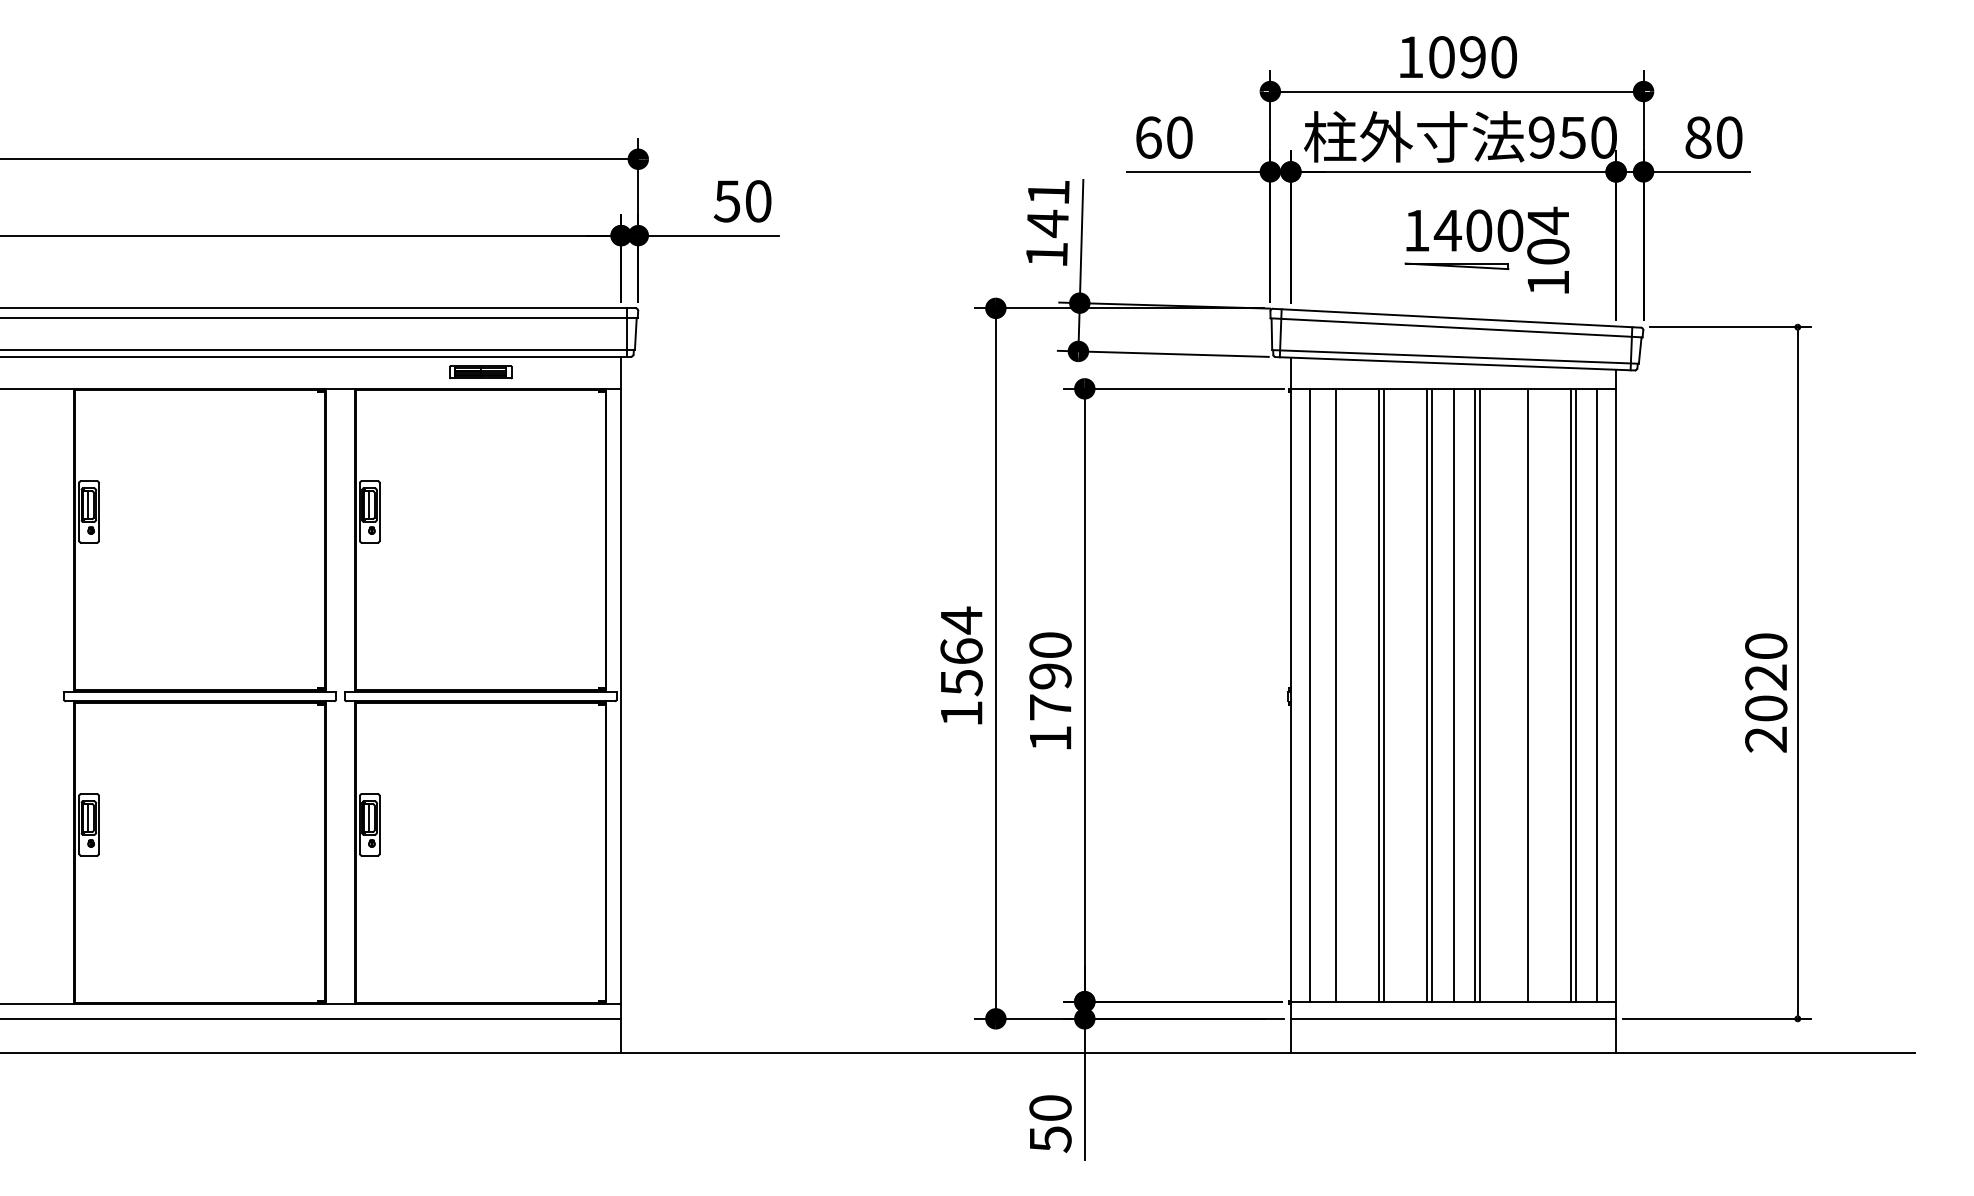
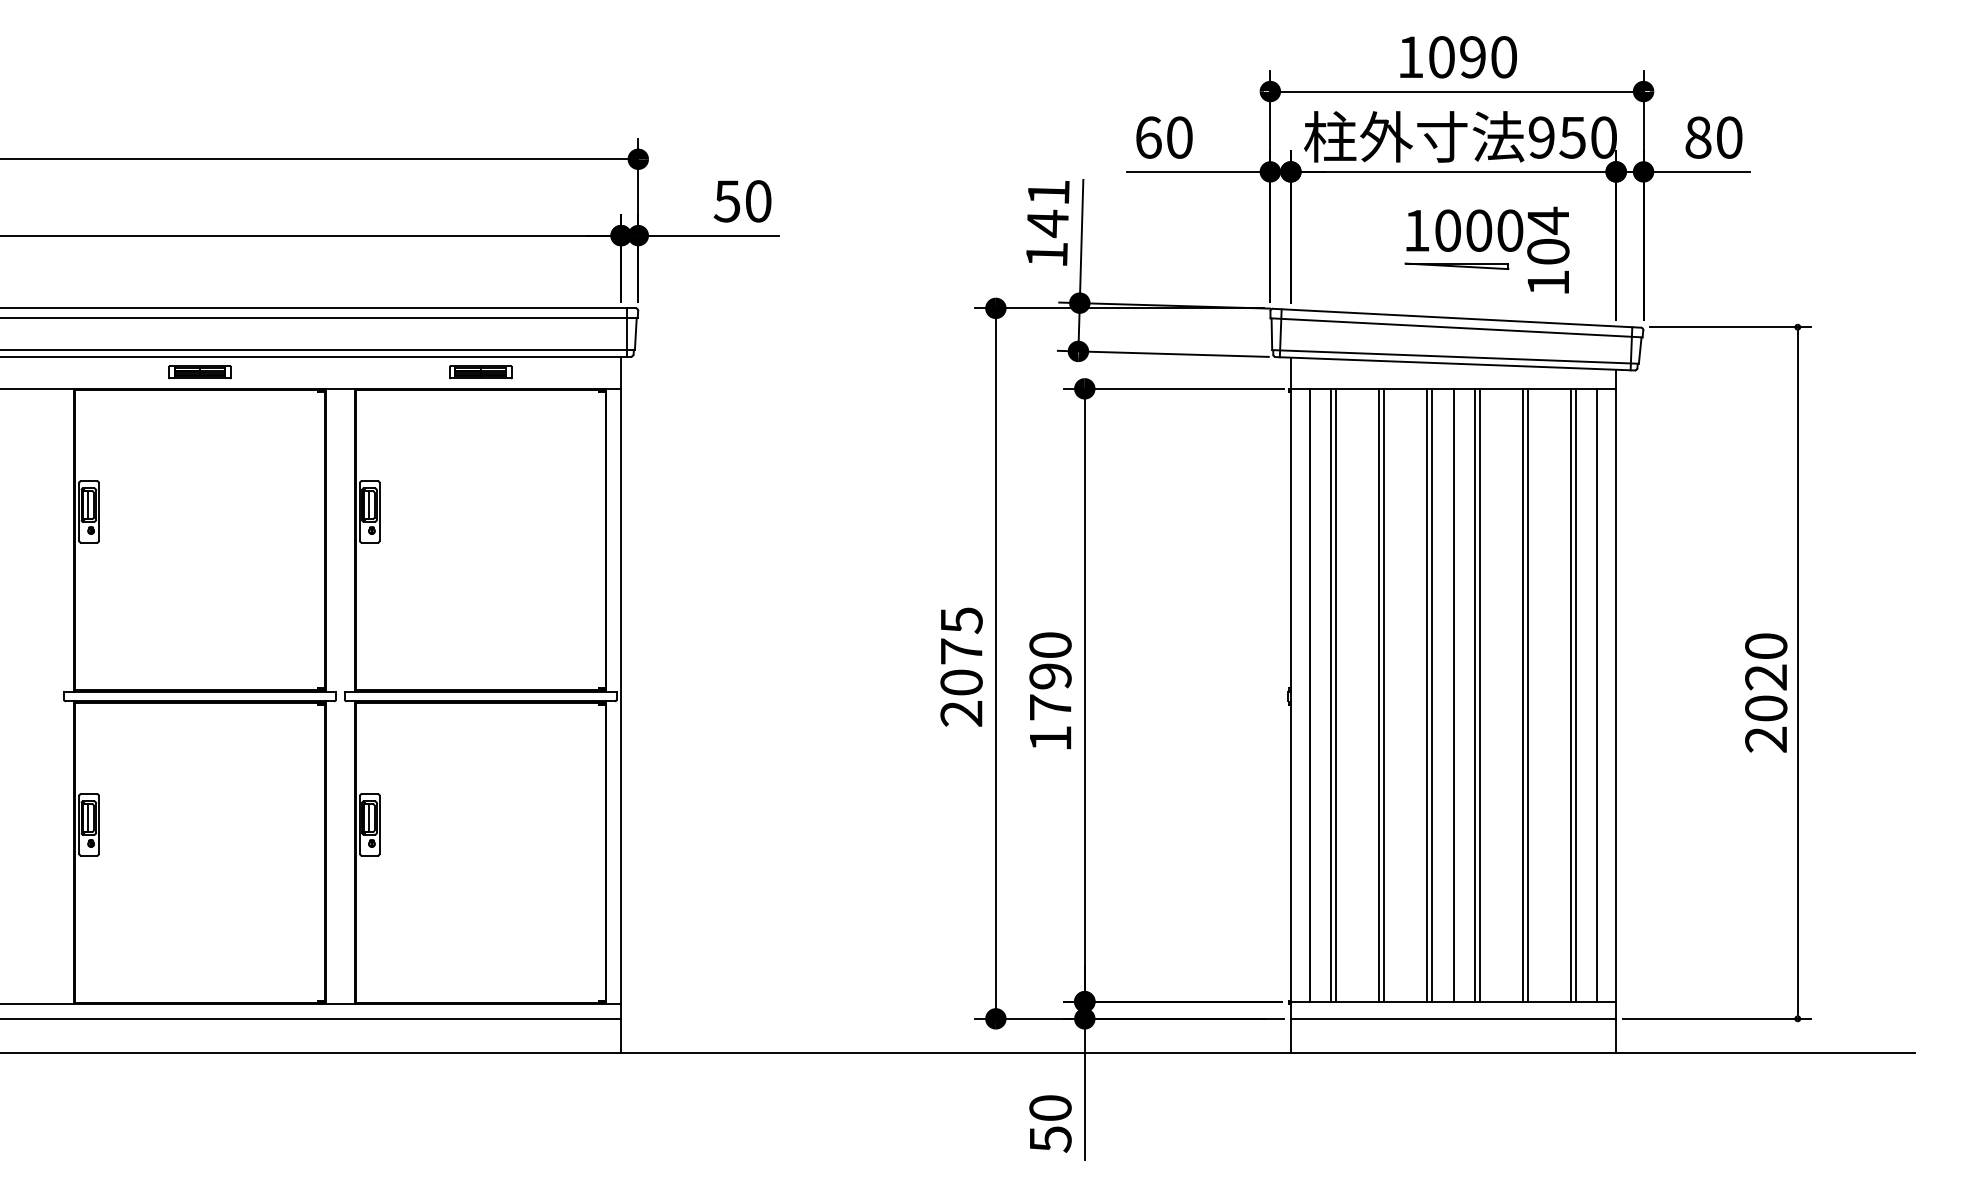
text: 1400 -> 1000 (1447, 230)
part: none -> present (199, 372)
text: 1564 -> 2075 (961, 666)
line: none -> present (1331, 694)
line: none -> present (1522, 694)
